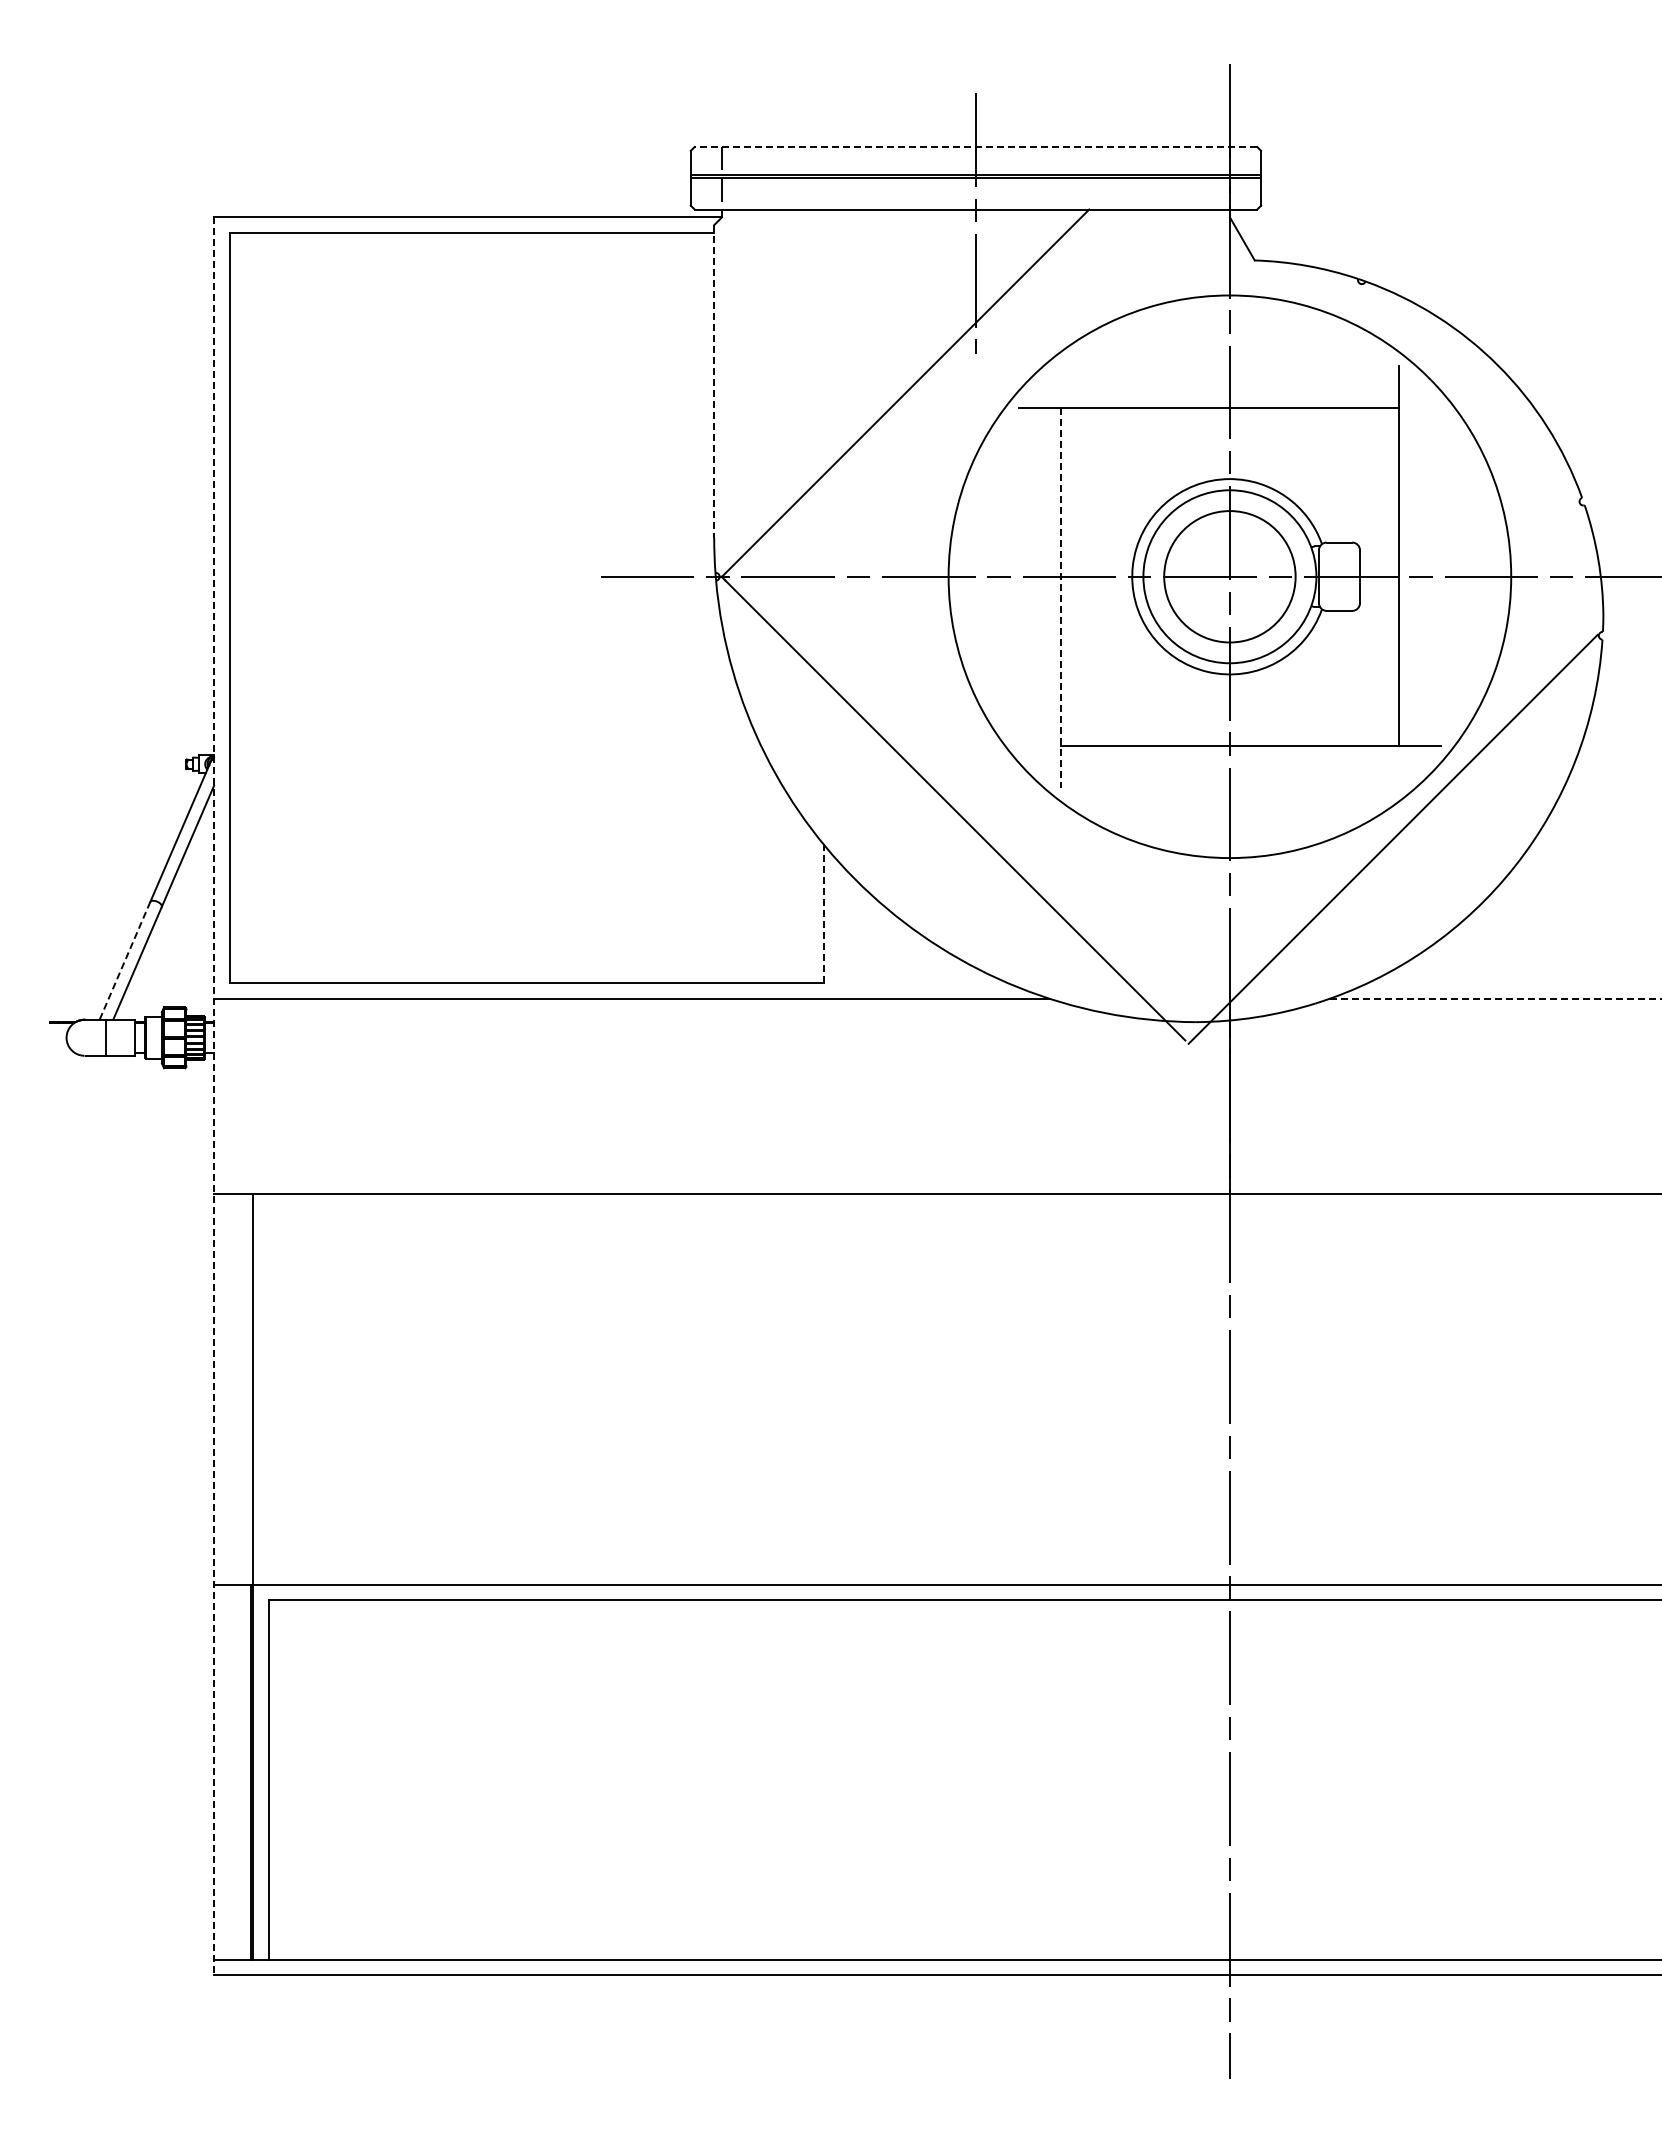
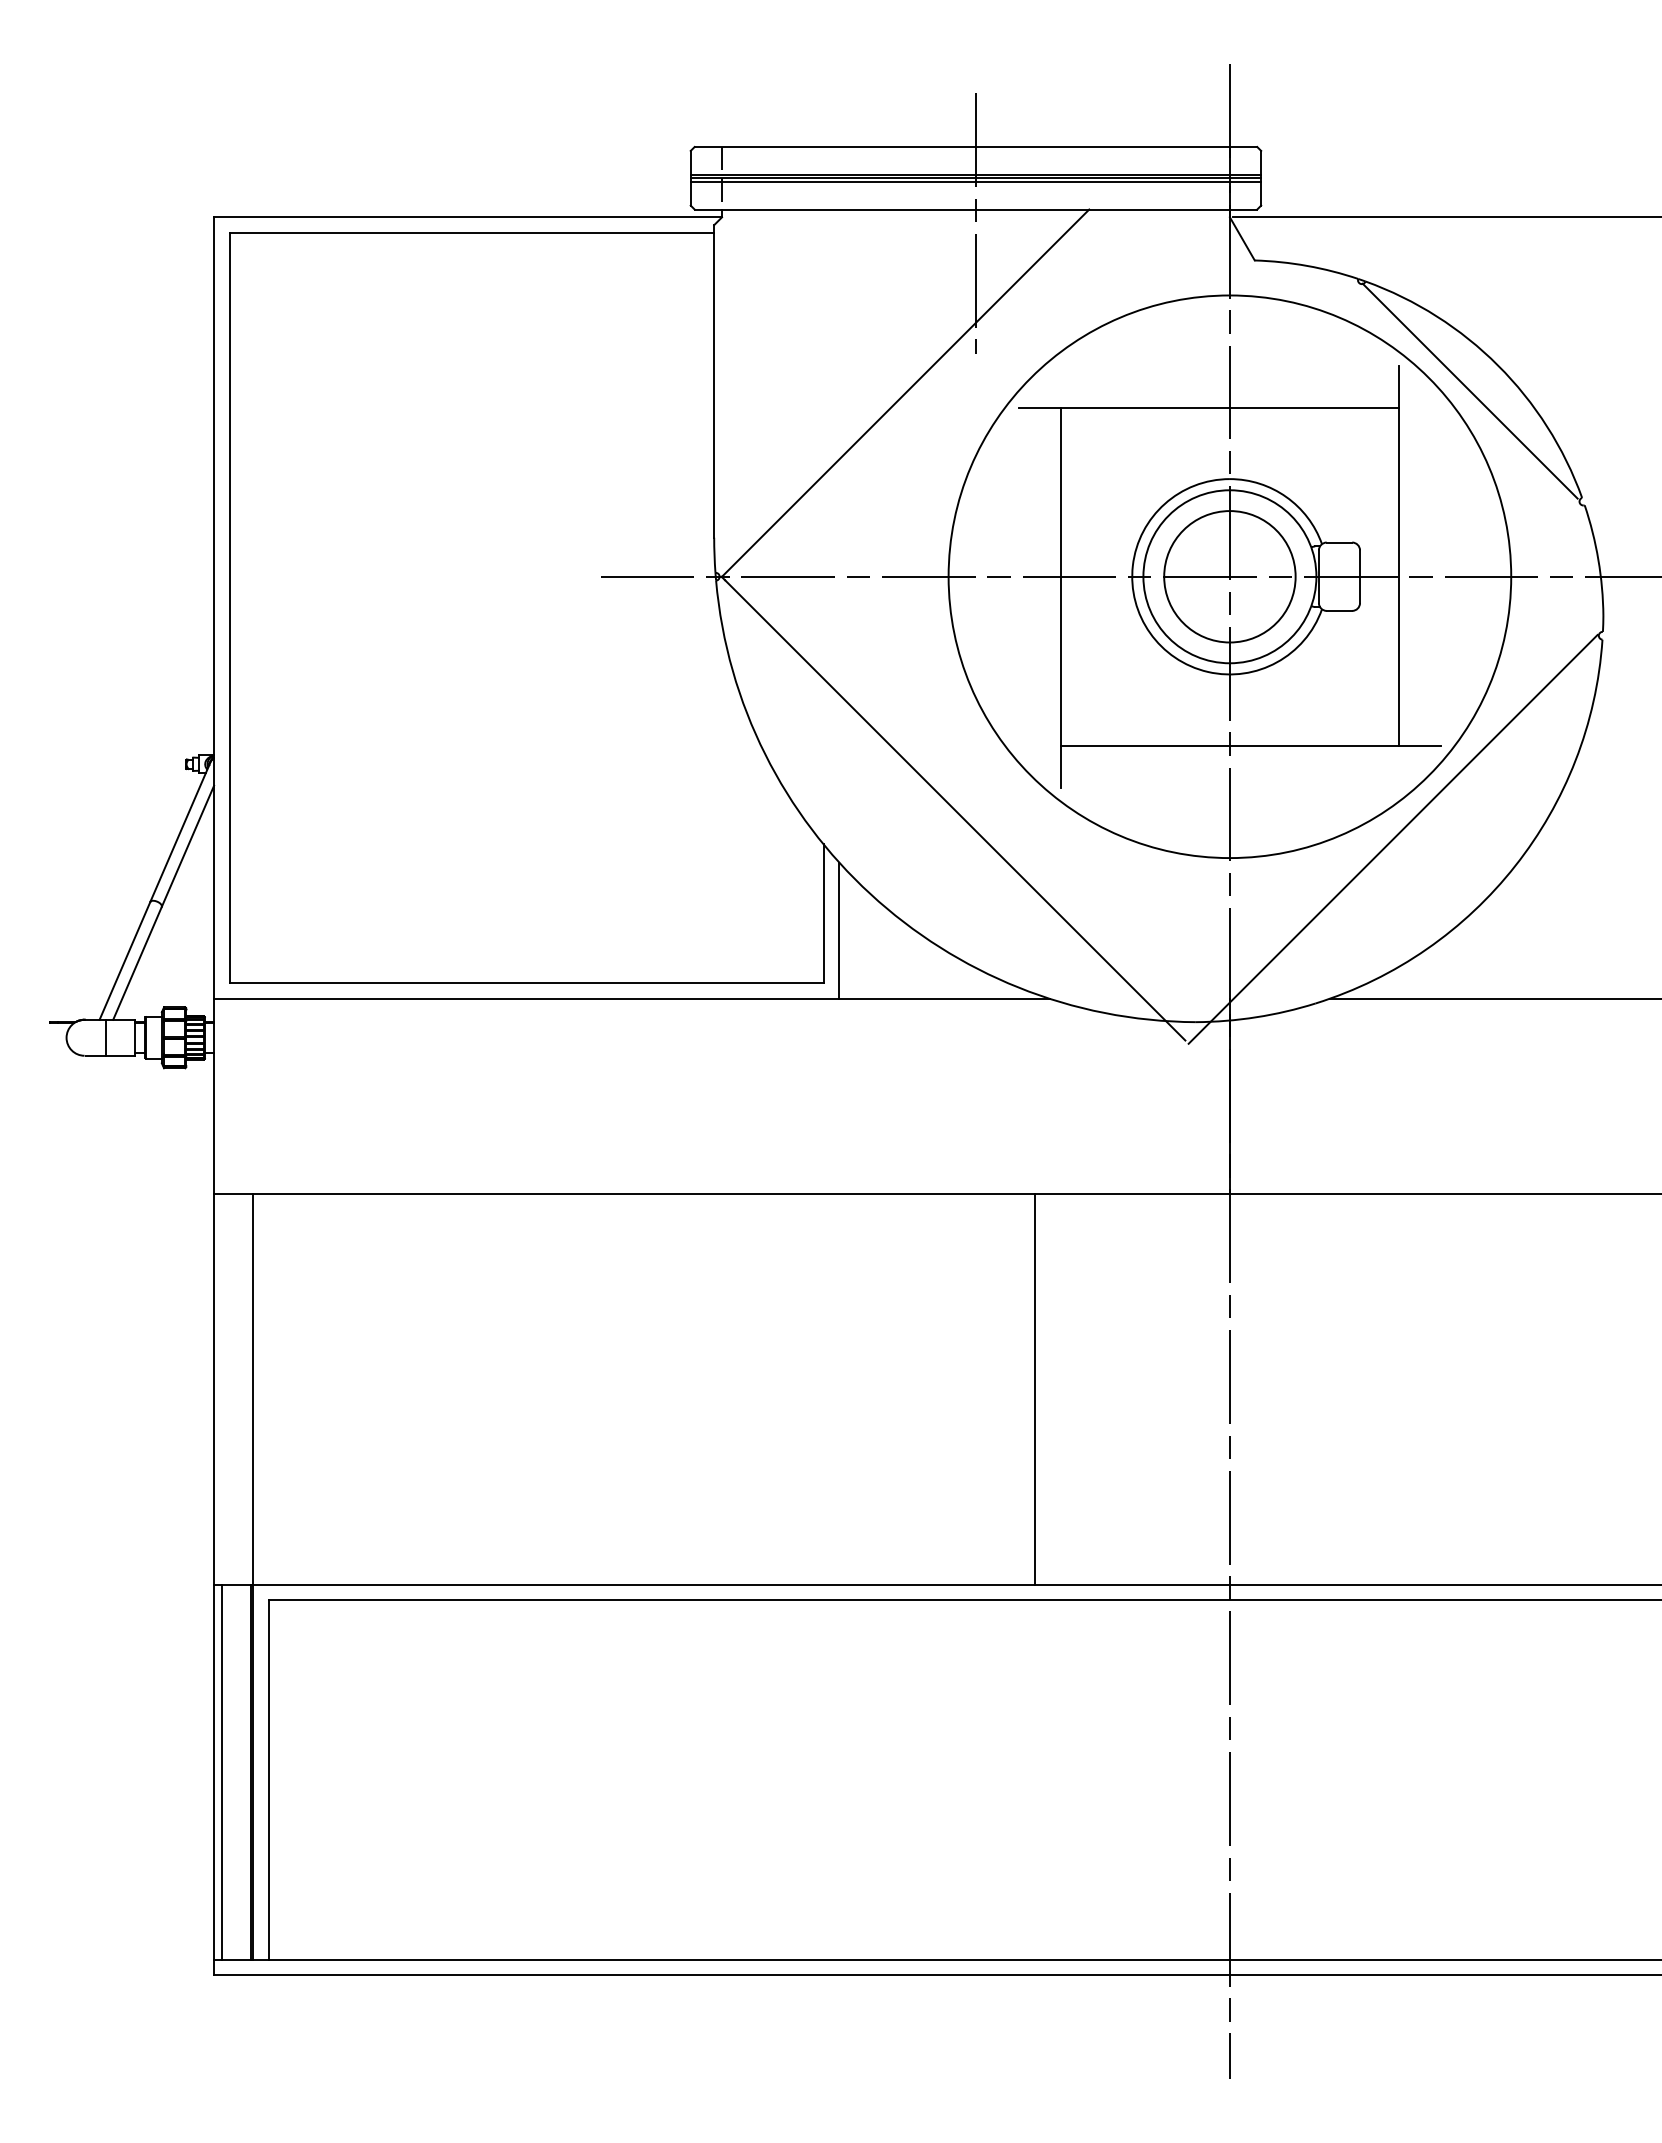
line: dashed -> solid (975, 147)
line: none -> present (975, 181)
line: none -> present (1445, 217)
line: dashed -> solid (714, 381)
line: none -> present (1469, 390)
line: dashed -> solid (1061, 597)
line: dashed -> solid (823, 913)
line: none -> present (839, 930)
line: dashed -> solid (124, 961)
line: dashed -> solid (1495, 998)
line: dashed -> solid (214, 1096)
line: none -> present (1034, 1389)
line: none -> present (221, 1771)
